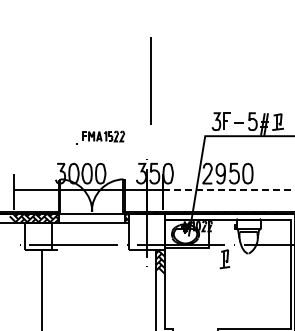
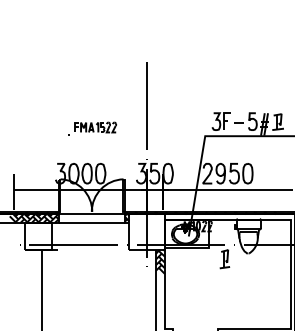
line position: (150, 80) -> (146, 105) (146, 105)
part position: (100, 137) -> (92, 128) (92, 128)
line: dashed -> solid (228, 190)
